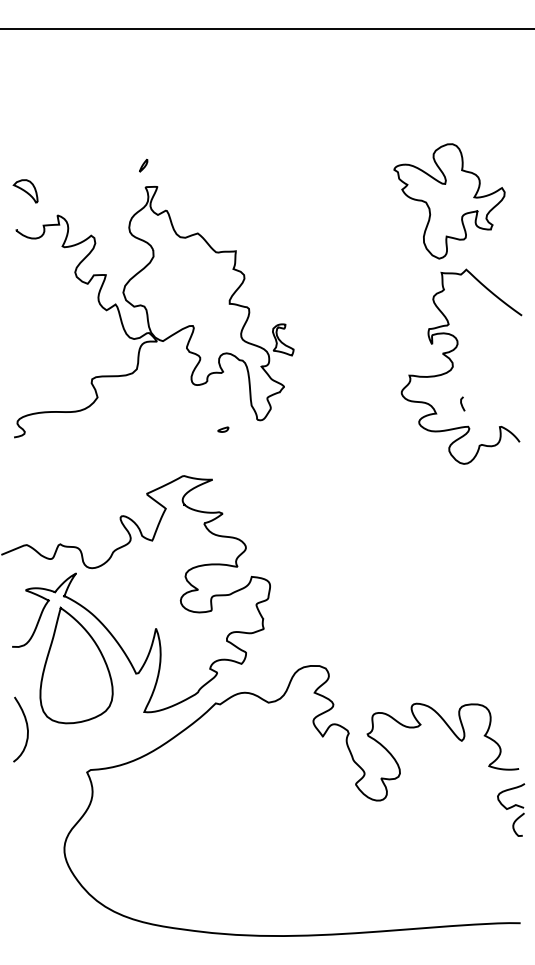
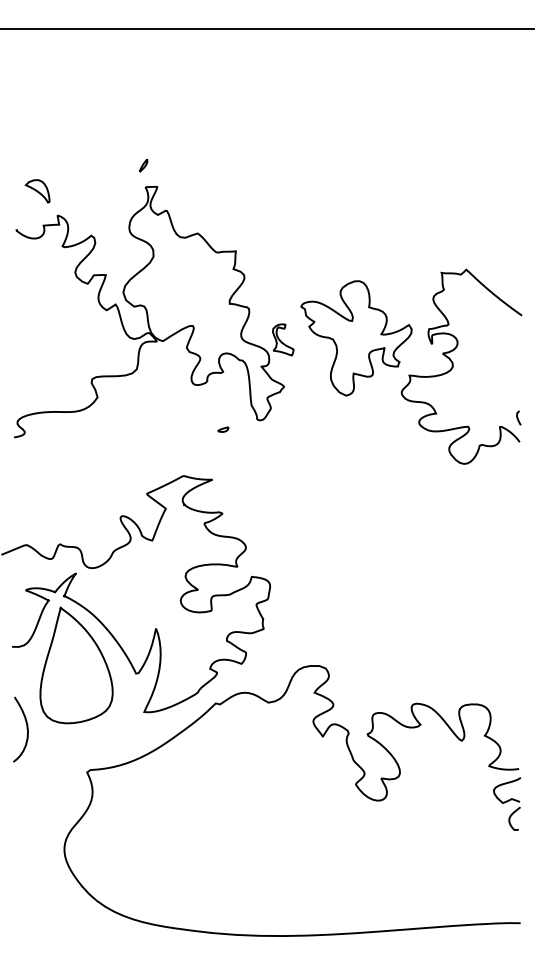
part position: (25, 191) -> (37, 191) (37, 191)
part position: (449, 201) -> (356, 338) (356, 338)
line position: (462, 403) -> (518, 417) (518, 417)
part position: (511, 809) -> (507, 803) (507, 803)
